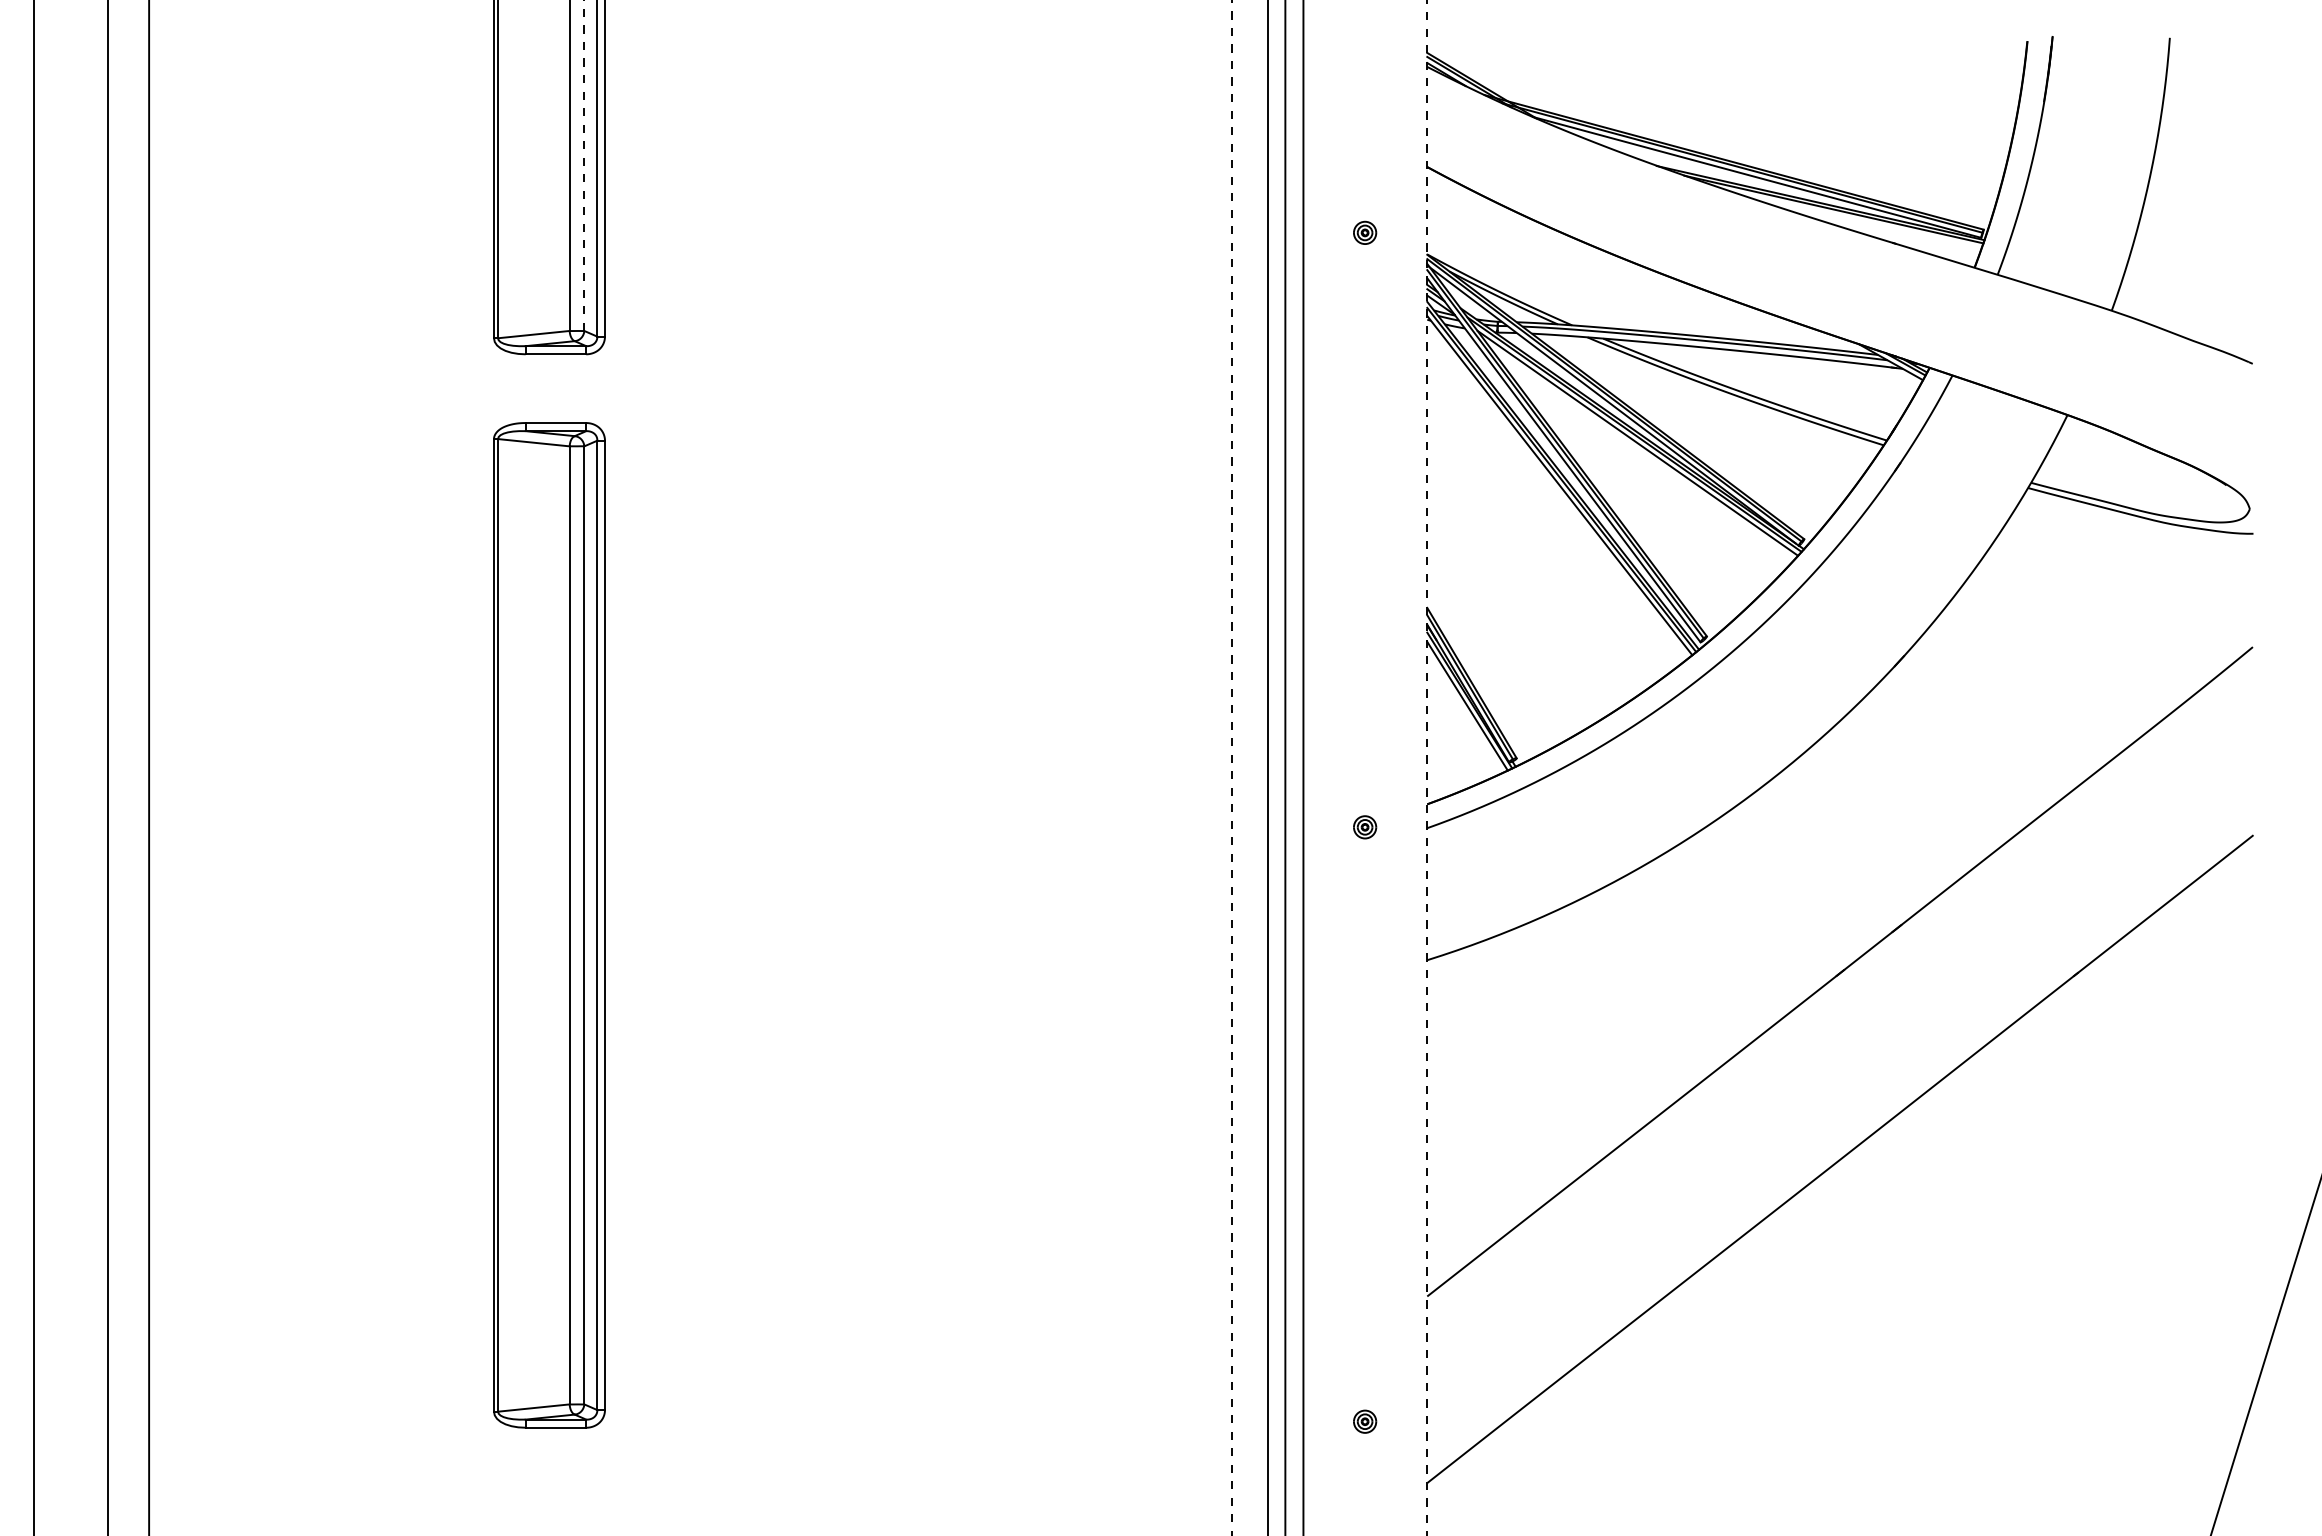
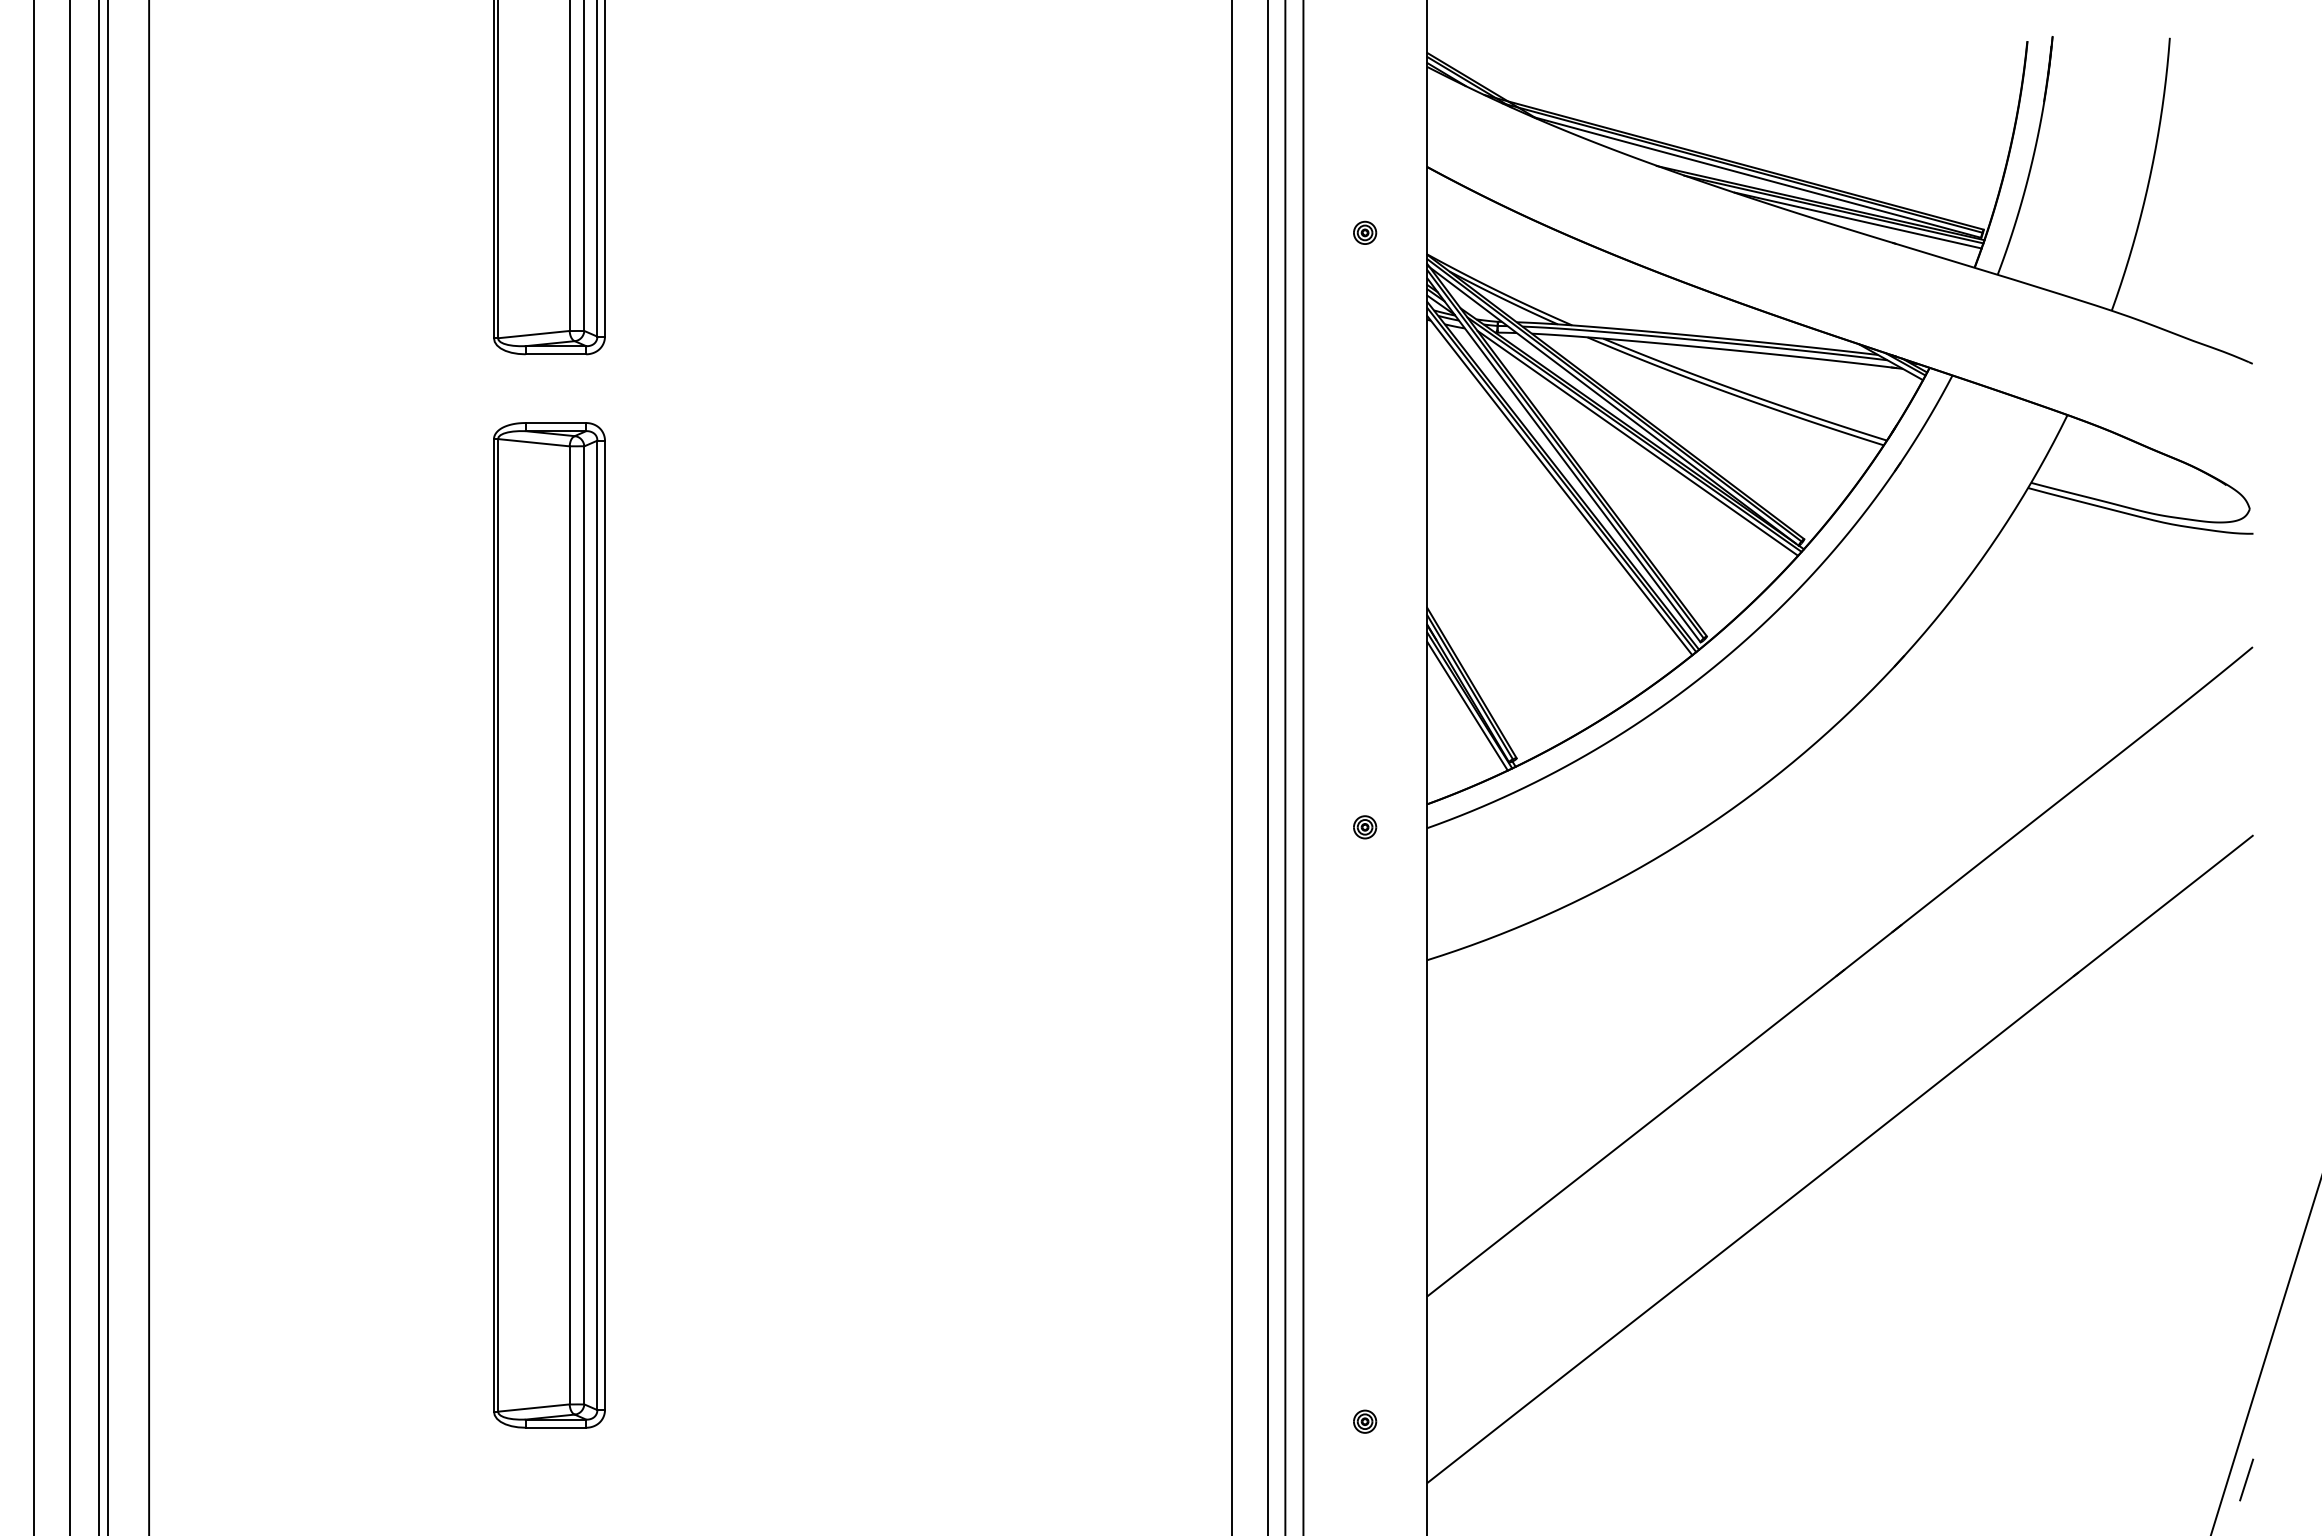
line: dashed -> solid (584, 165)
line: none -> present (1857, 220)
line: none -> present (69, 767)
line: none -> present (98, 767)
line: dashed -> solid (1231, 767)
line: dashed -> solid (1427, 768)
line: none -> present (2246, 1479)
